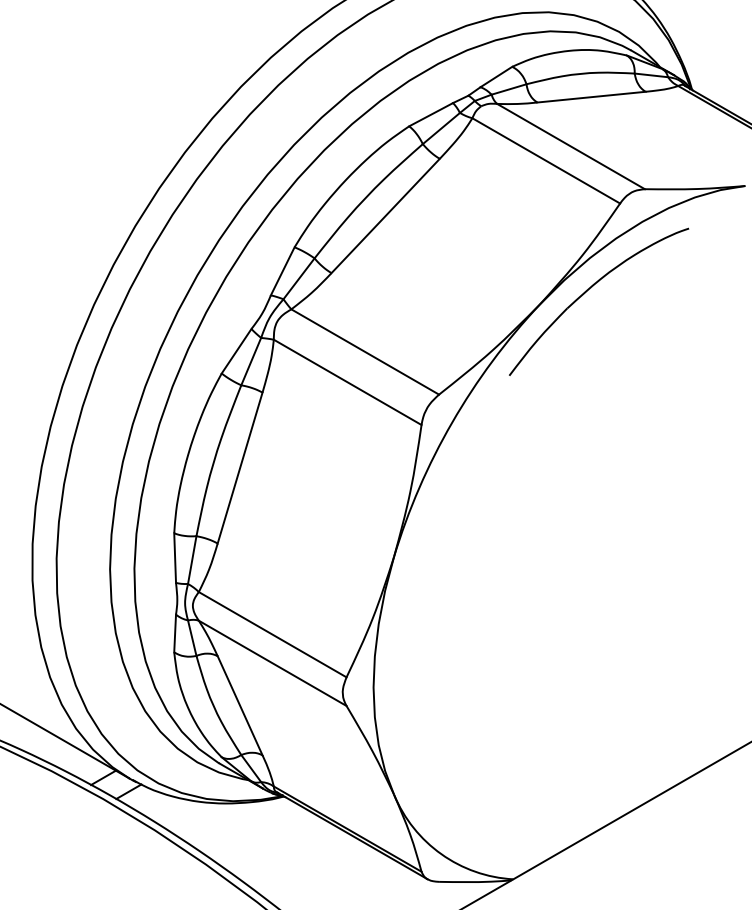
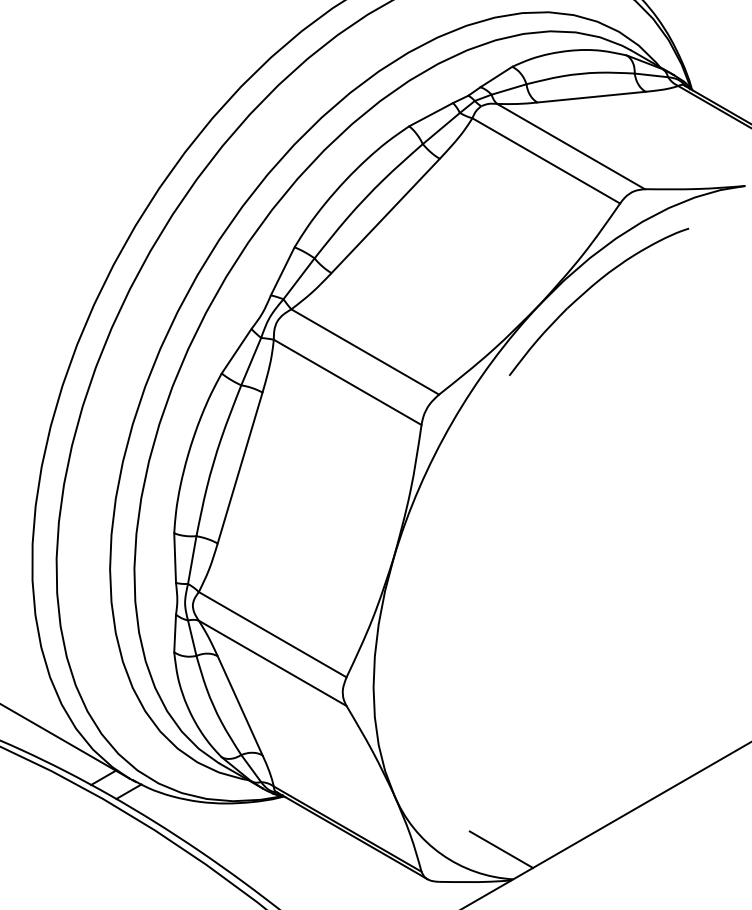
line: none -> present (501, 849)
